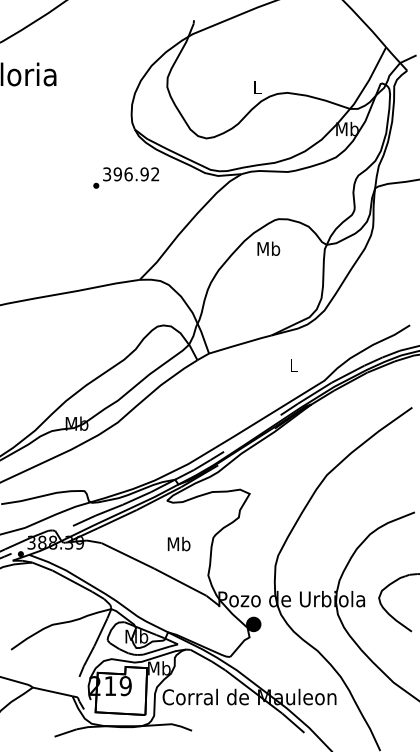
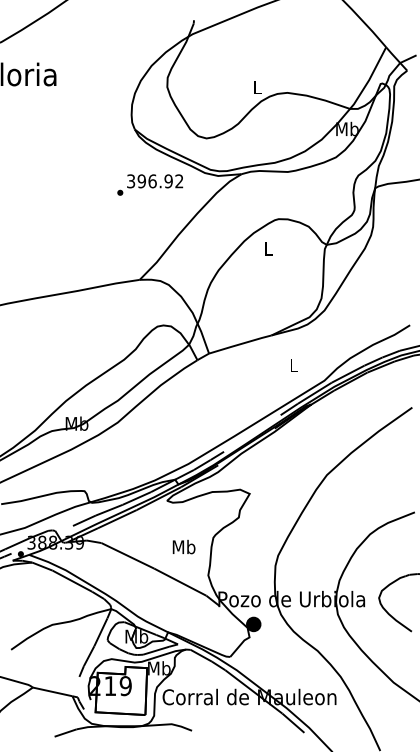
text position: (126, 177) -> (150, 184) (150, 184)
text: Mb -> L (268, 248)
text position: (178, 543) -> (183, 546) (183, 546)
